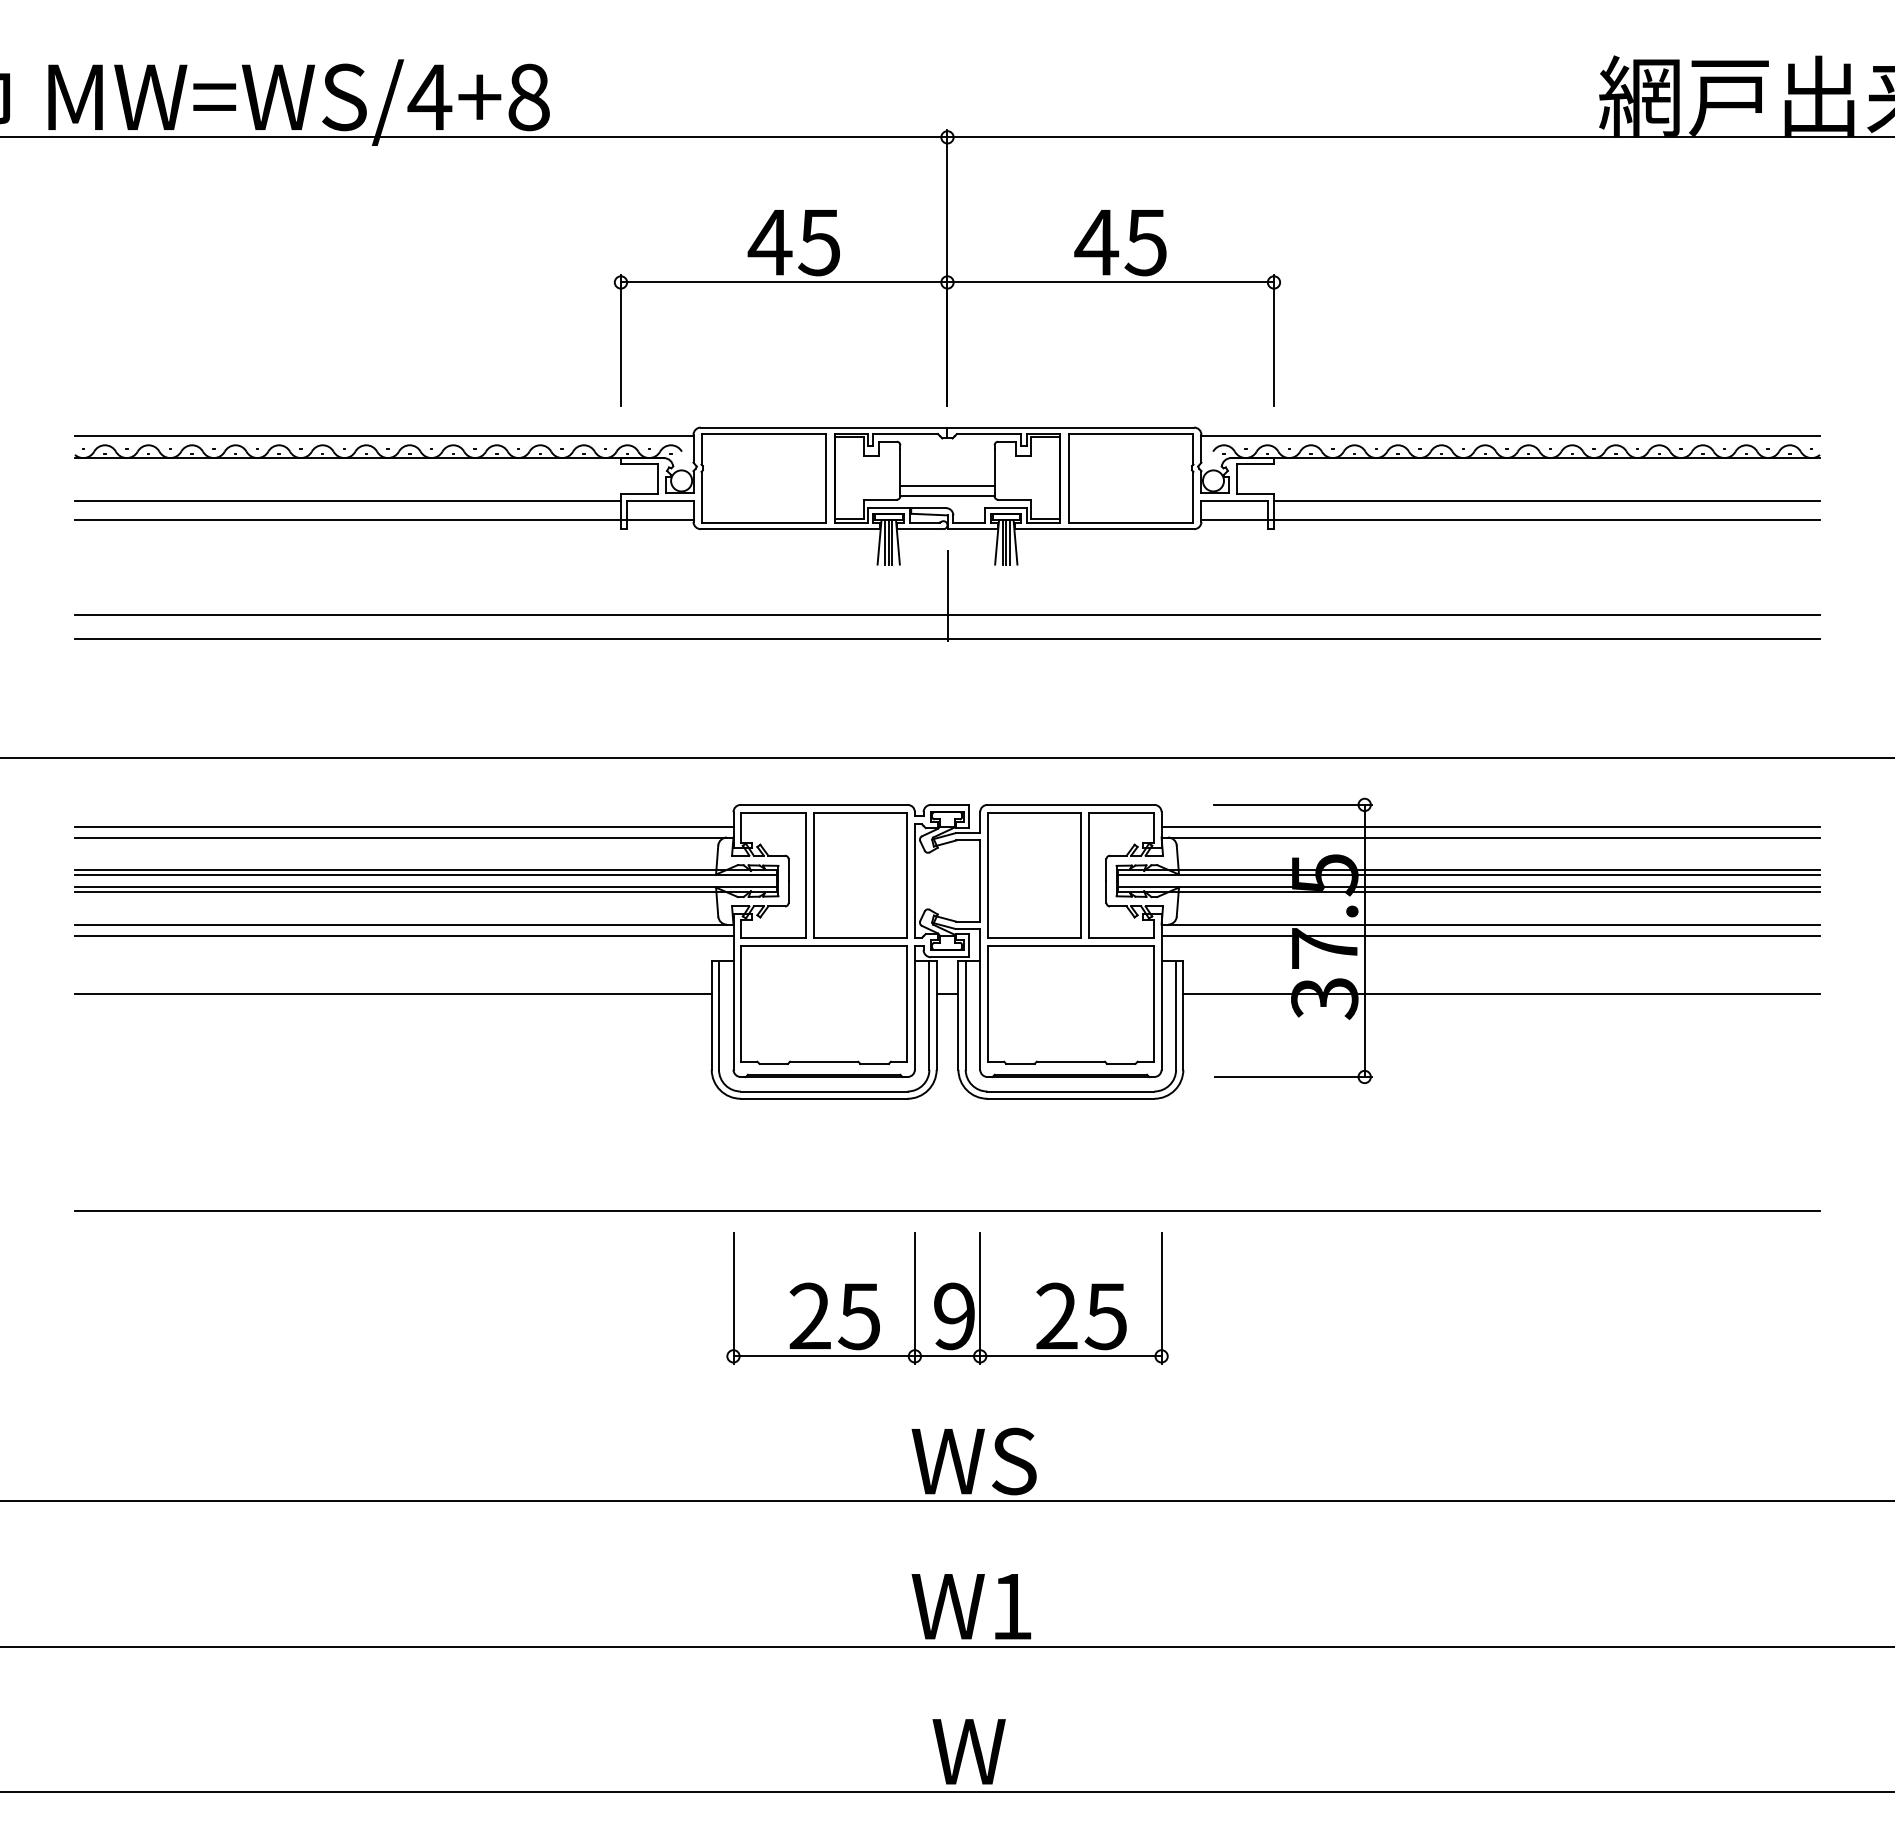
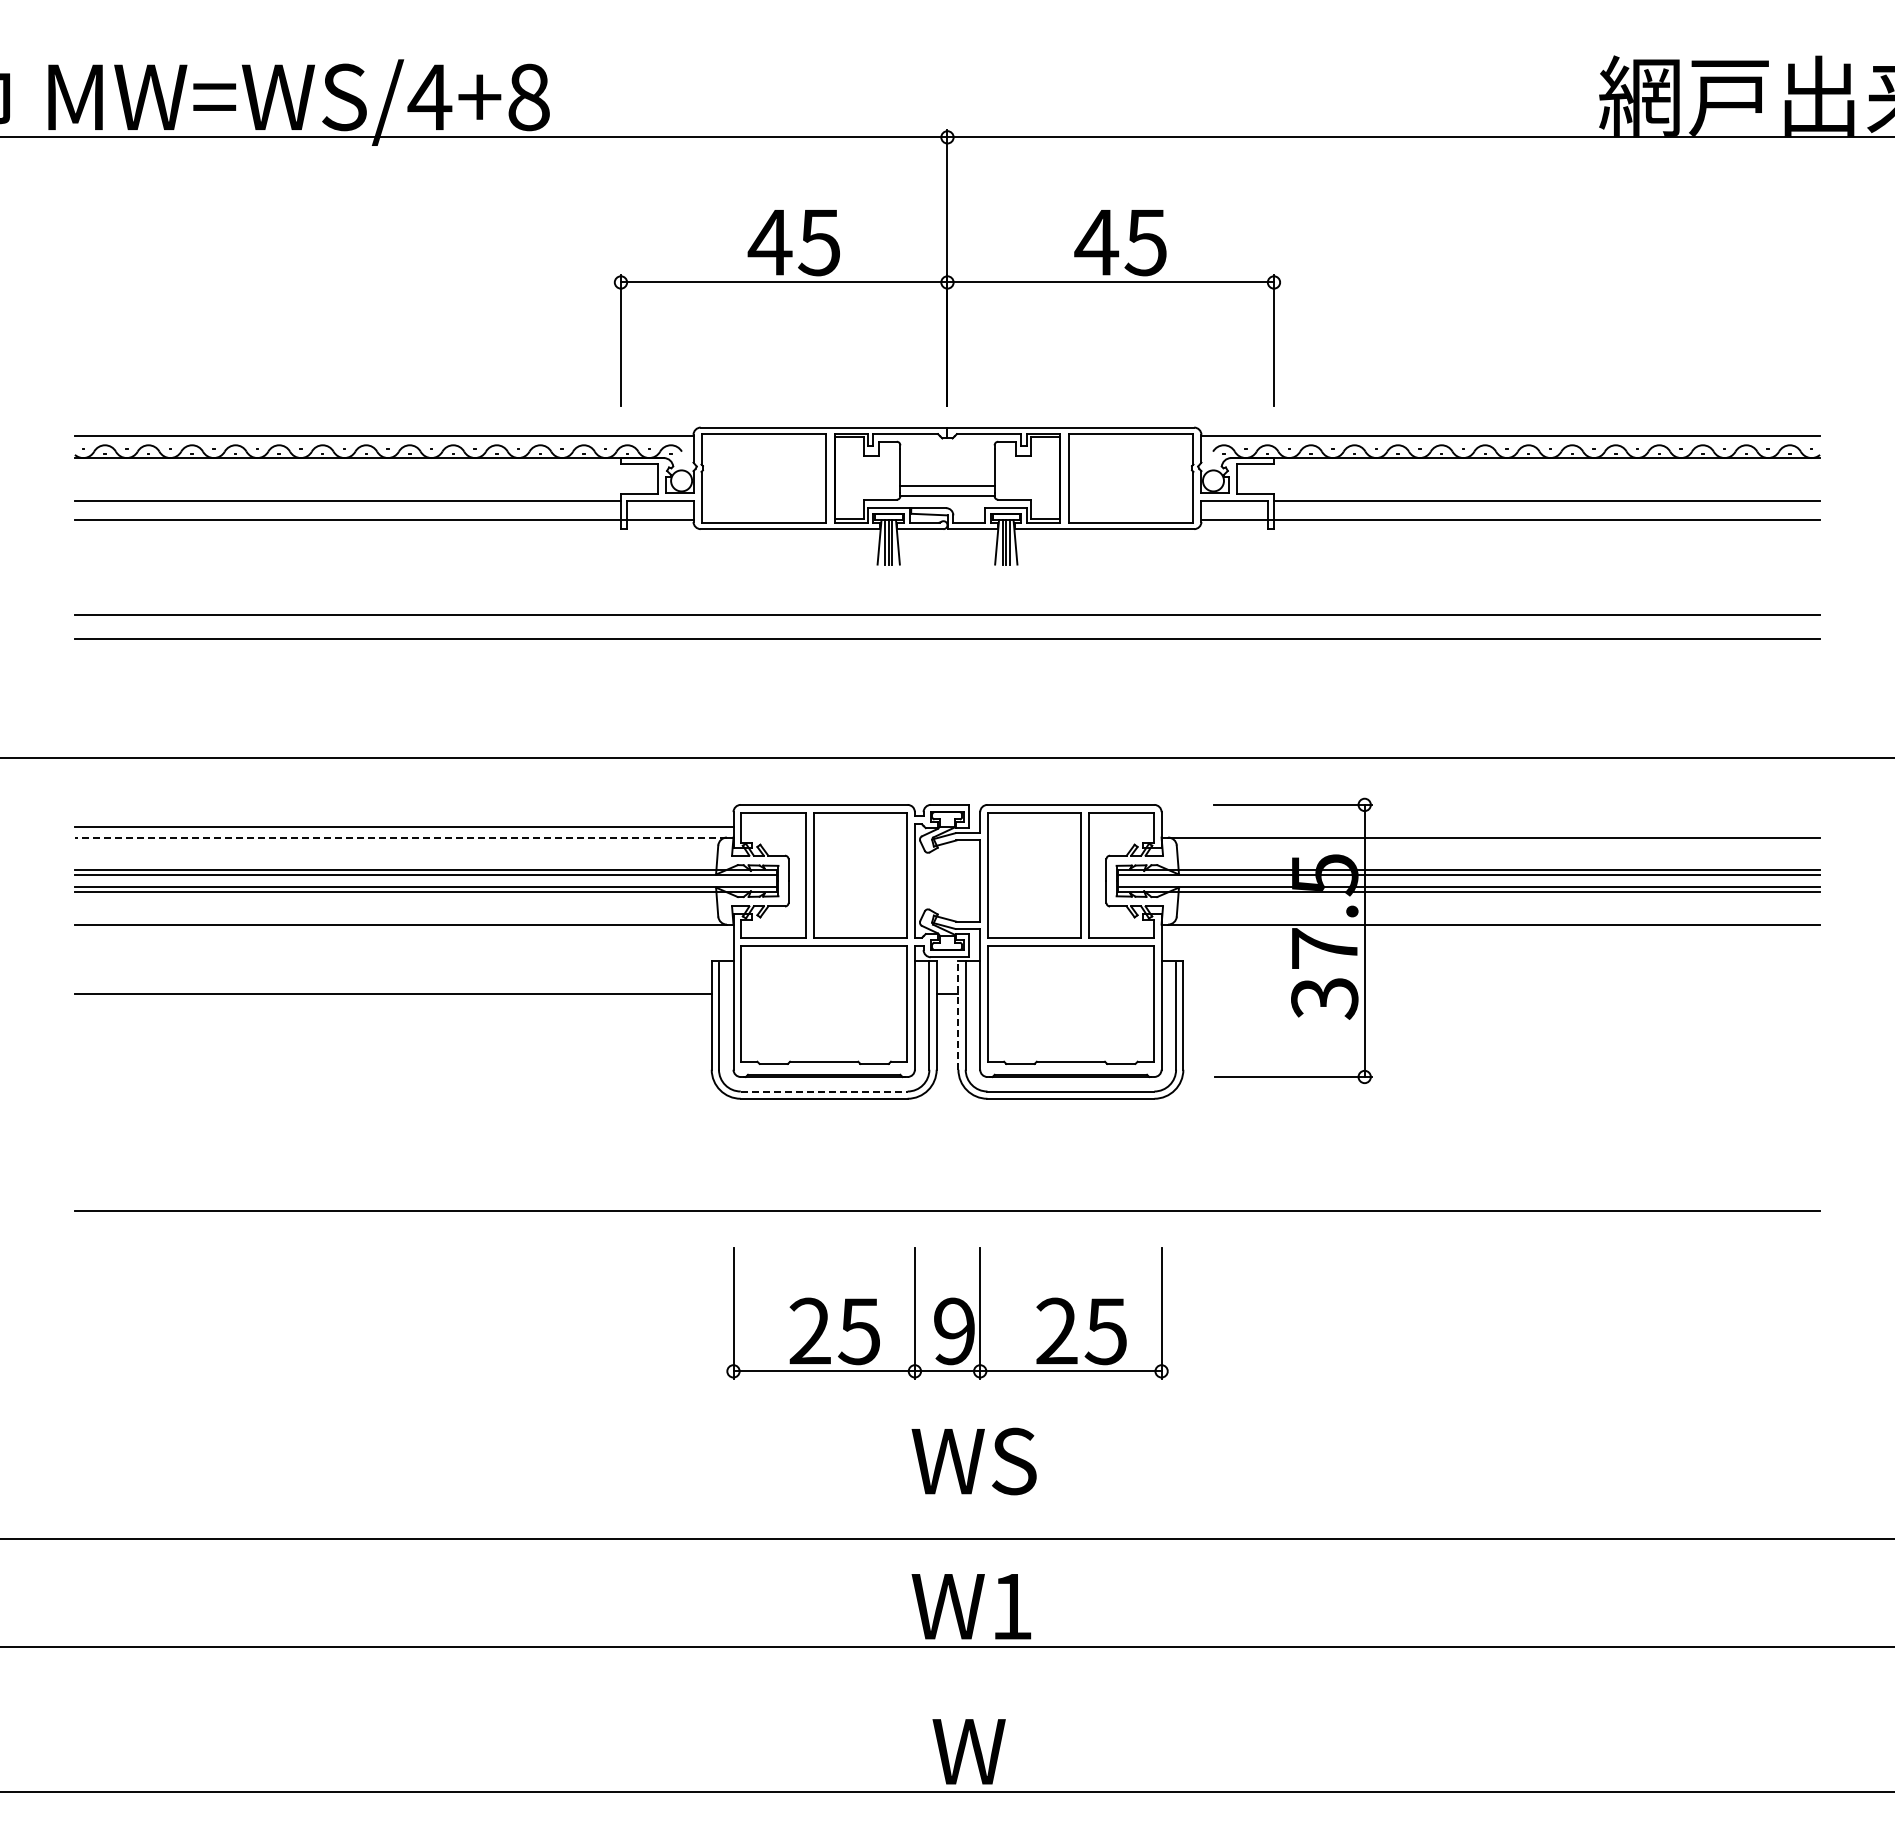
line: present -> none (947, 596)
line: present -> none (1490, 826)
line: solid -> dashed (400, 837)
line: present -> none (404, 935)
line: present -> none (1490, 935)
line: present -> none (1501, 993)
line: solid -> dashed (958, 1014)
line: solid -> dashed (824, 1091)
part position: (947, 1298) -> (947, 1313) (947, 1313)
line position: (946, 1501) -> (946, 1539) (946, 1539)
